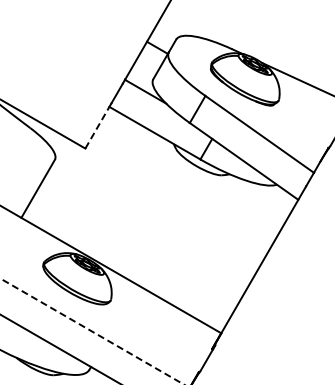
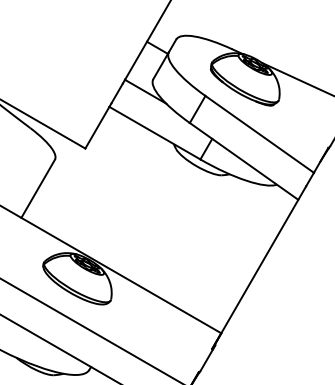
line: dashed -> solid (97, 127)
line: dashed -> solid (92, 331)
